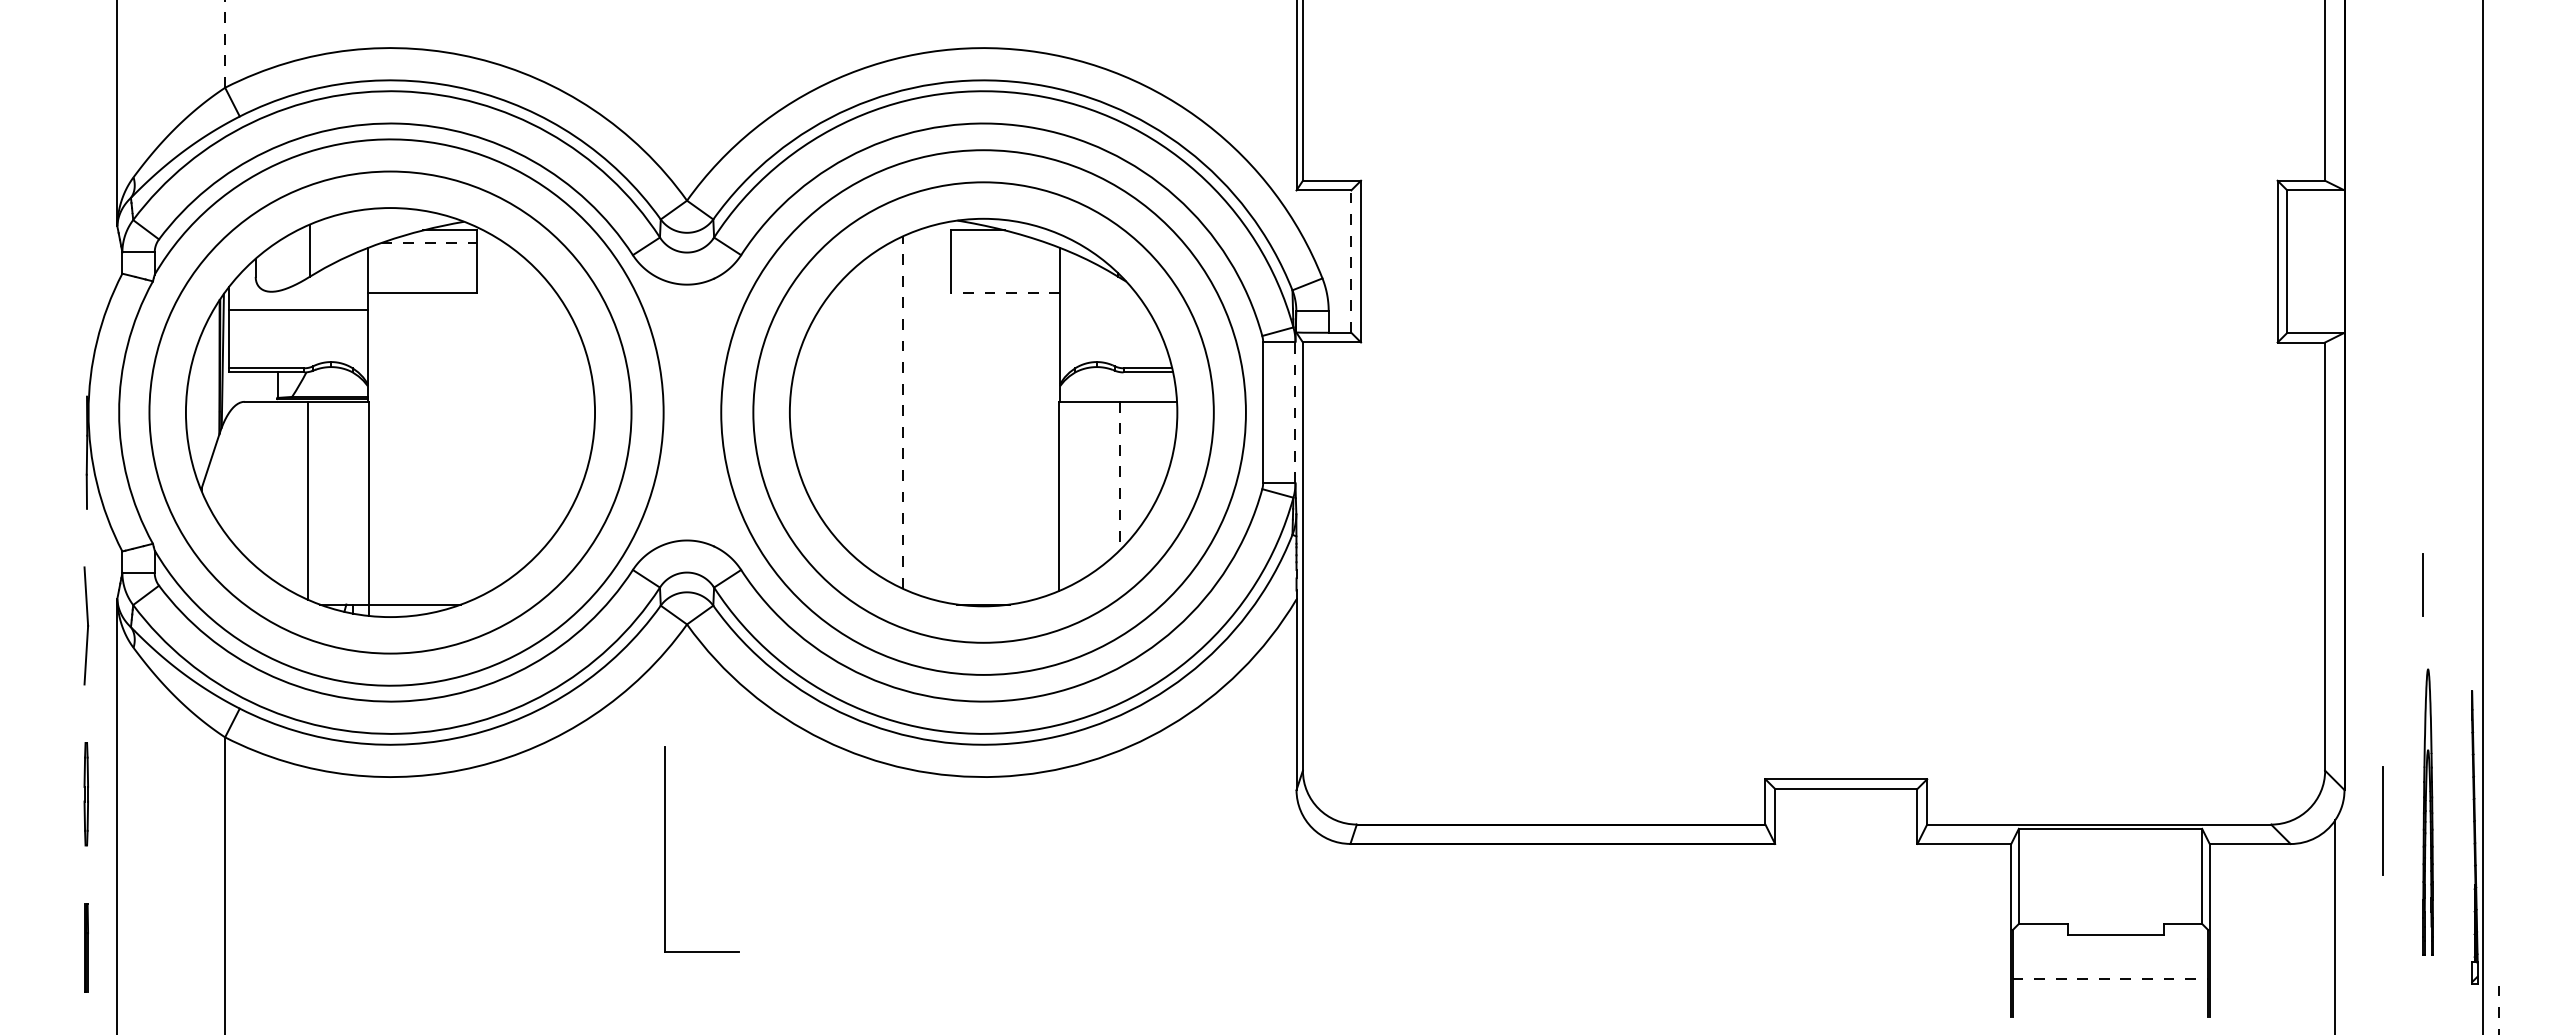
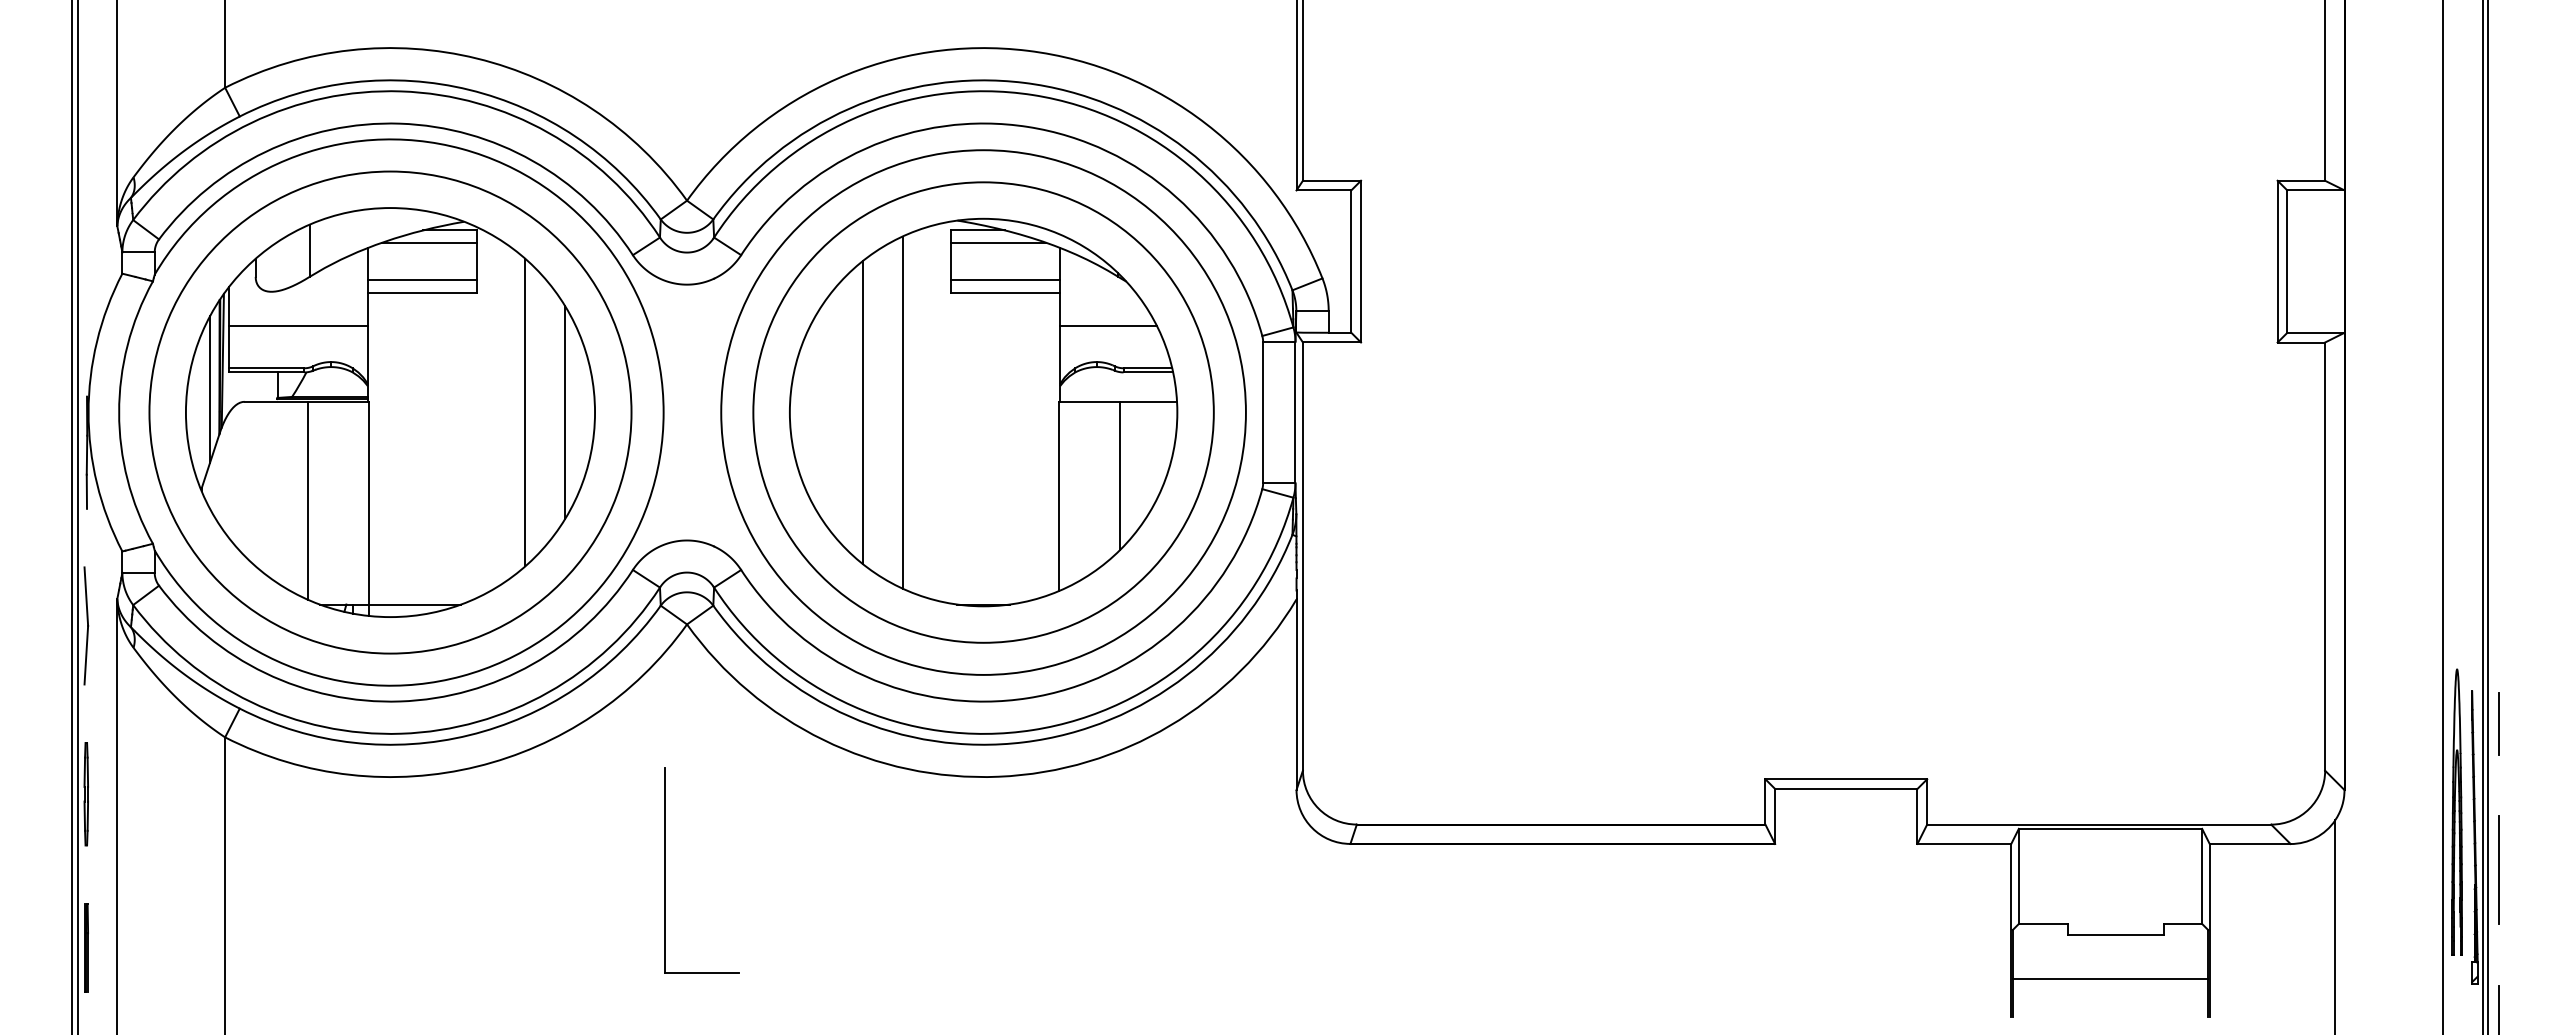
line: dashed -> solid (225, 43)
line: dashed -> solid (429, 242)
line: none -> present (998, 242)
line: dashed -> solid (1351, 261)
line: none -> present (421, 280)
line: none -> present (1005, 280)
line: dashed -> solid (1005, 292)
line position: (297, 309) -> (297, 325) (297, 325)
line: none -> present (1108, 325)
line: none -> present (210, 389)
line: none -> present (525, 412)
line: none -> present (564, 412)
line: none -> present (863, 412)
line: dashed -> solid (902, 412)
line: dashed -> solid (1295, 412)
line: dashed -> solid (1120, 476)
line: none -> present (72, 516)
line: none -> present (77, 516)
line: none -> present (2442, 516)
line: none -> present (2488, 516)
line position: (2422, 584) -> (2498, 723) (2498, 723)
part position: (2427, 811) -> (2456, 811) (2456, 811)
line position: (2382, 820) -> (2498, 869) (2498, 869)
part position: (665, 849) -> (665, 870) (665, 870)
line: dashed -> solid (2110, 978)
line: dashed -> solid (2498, 1010)
